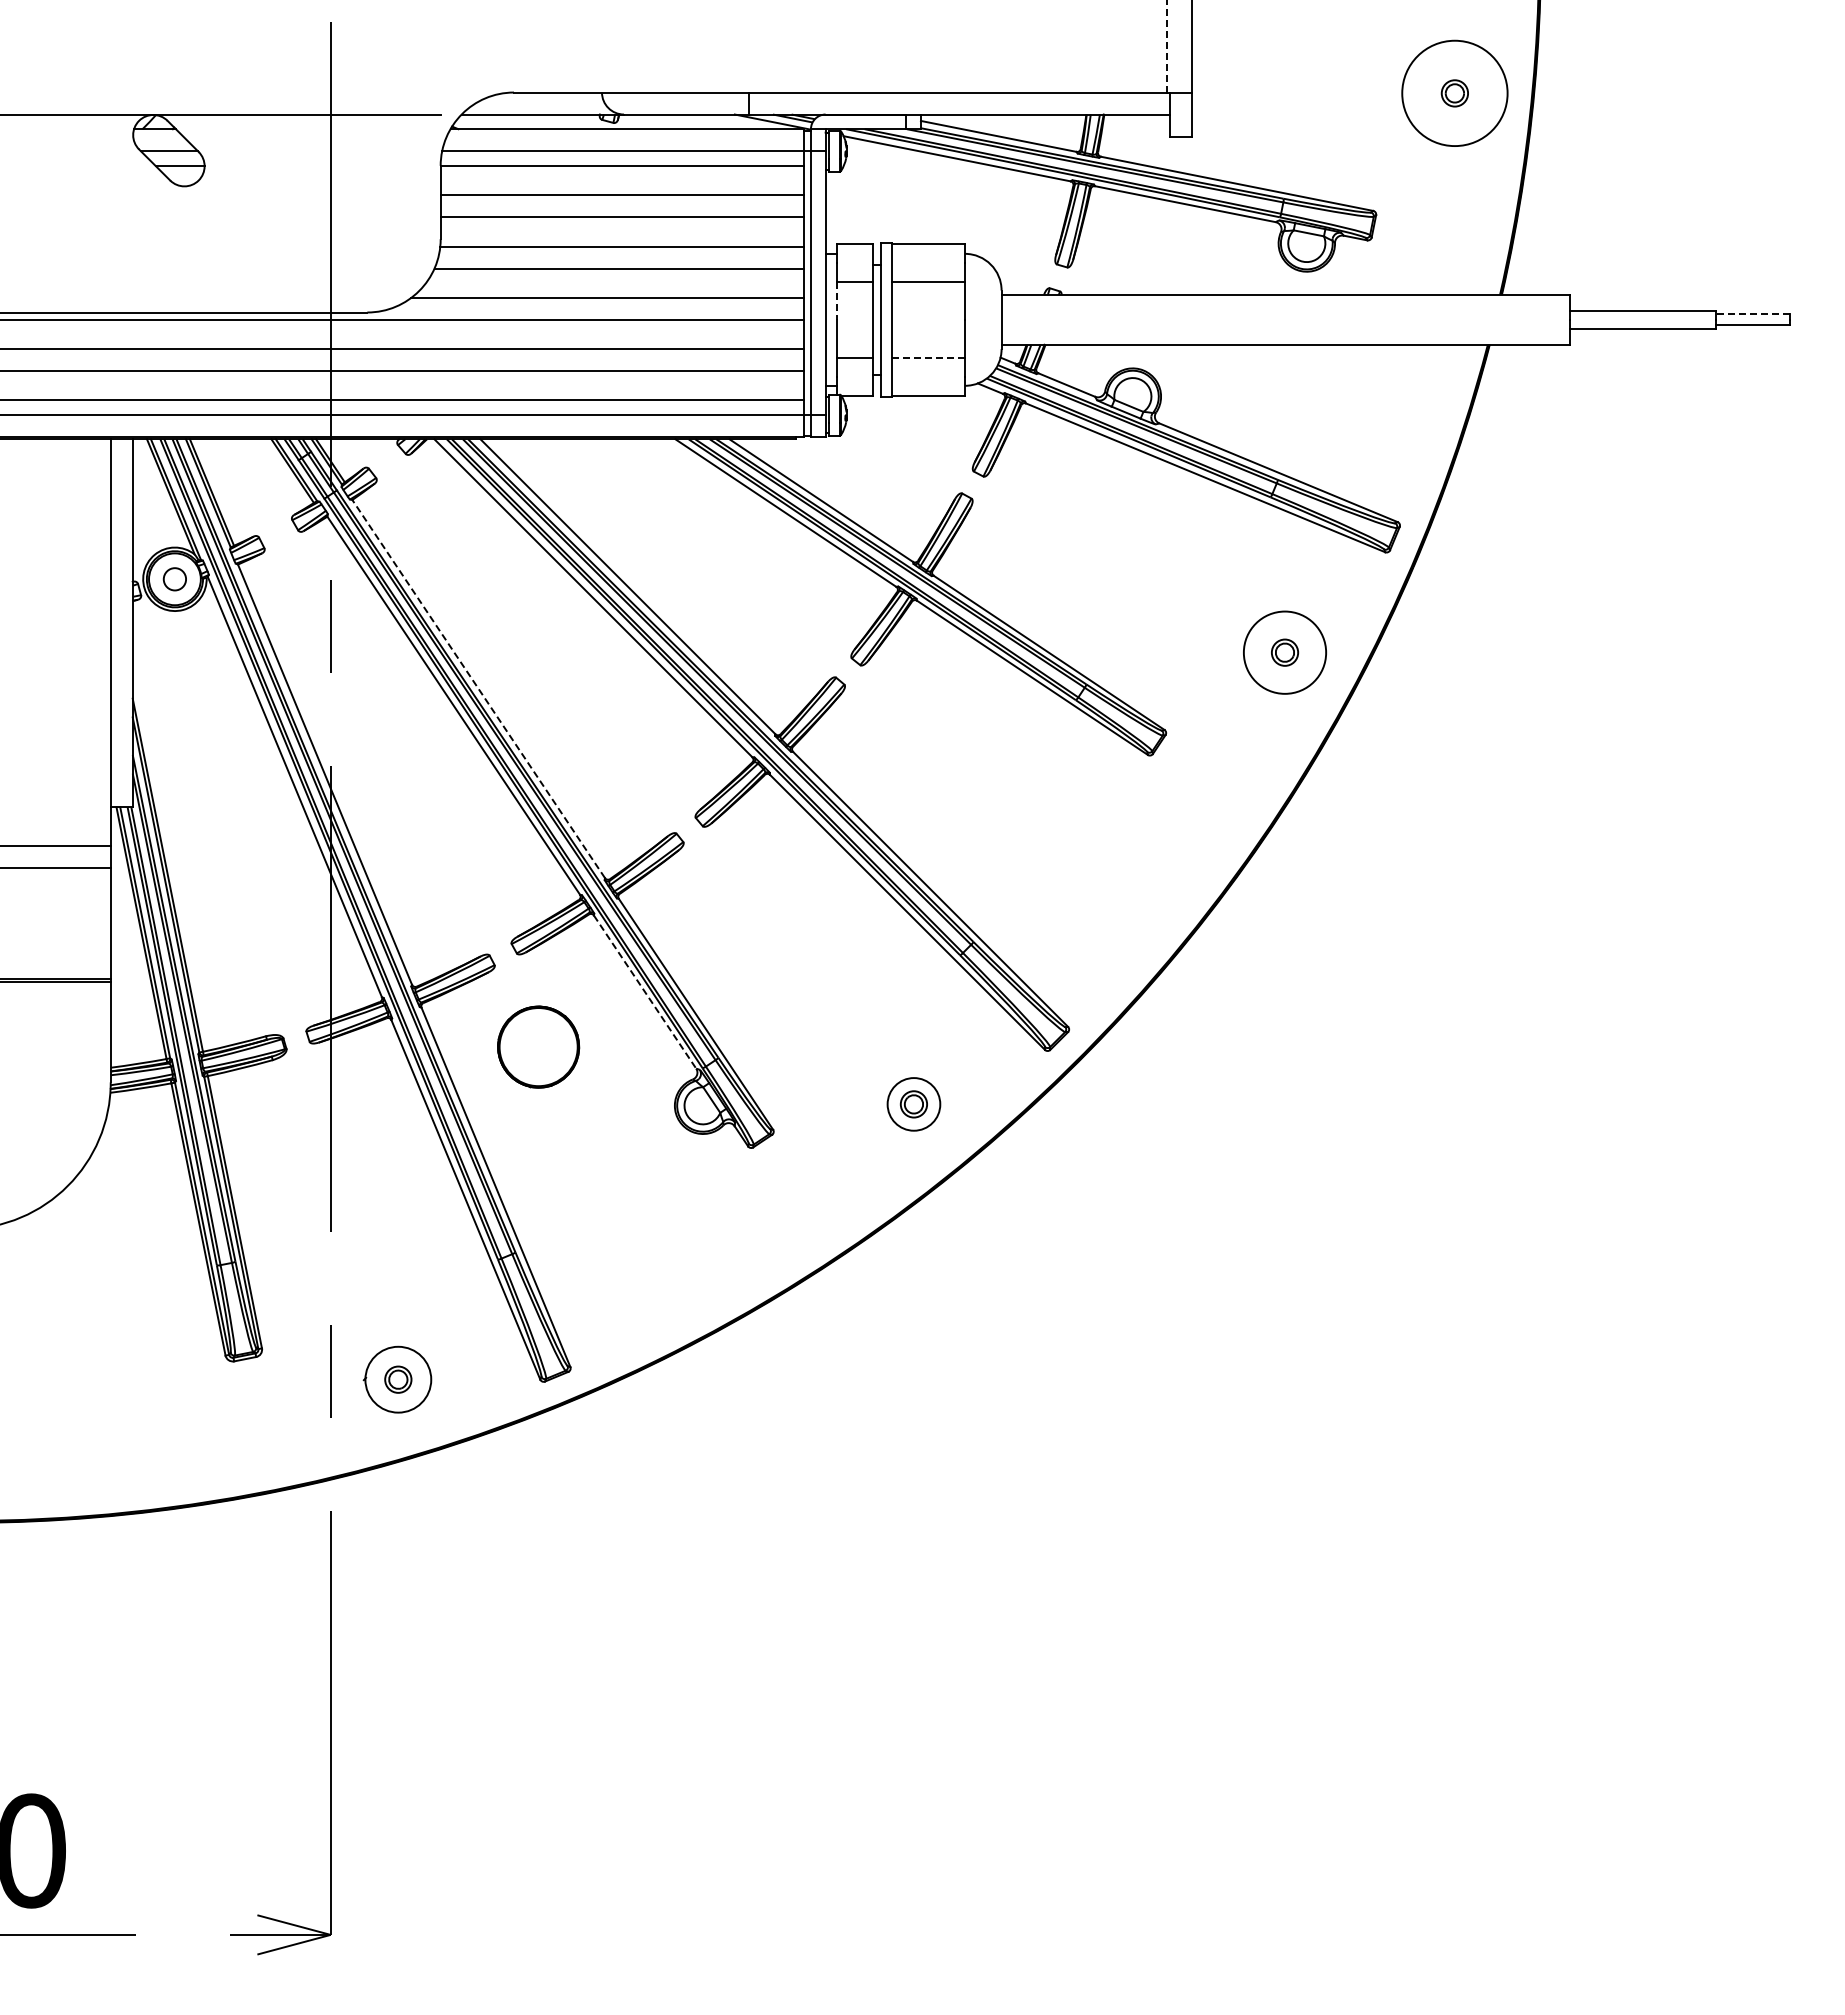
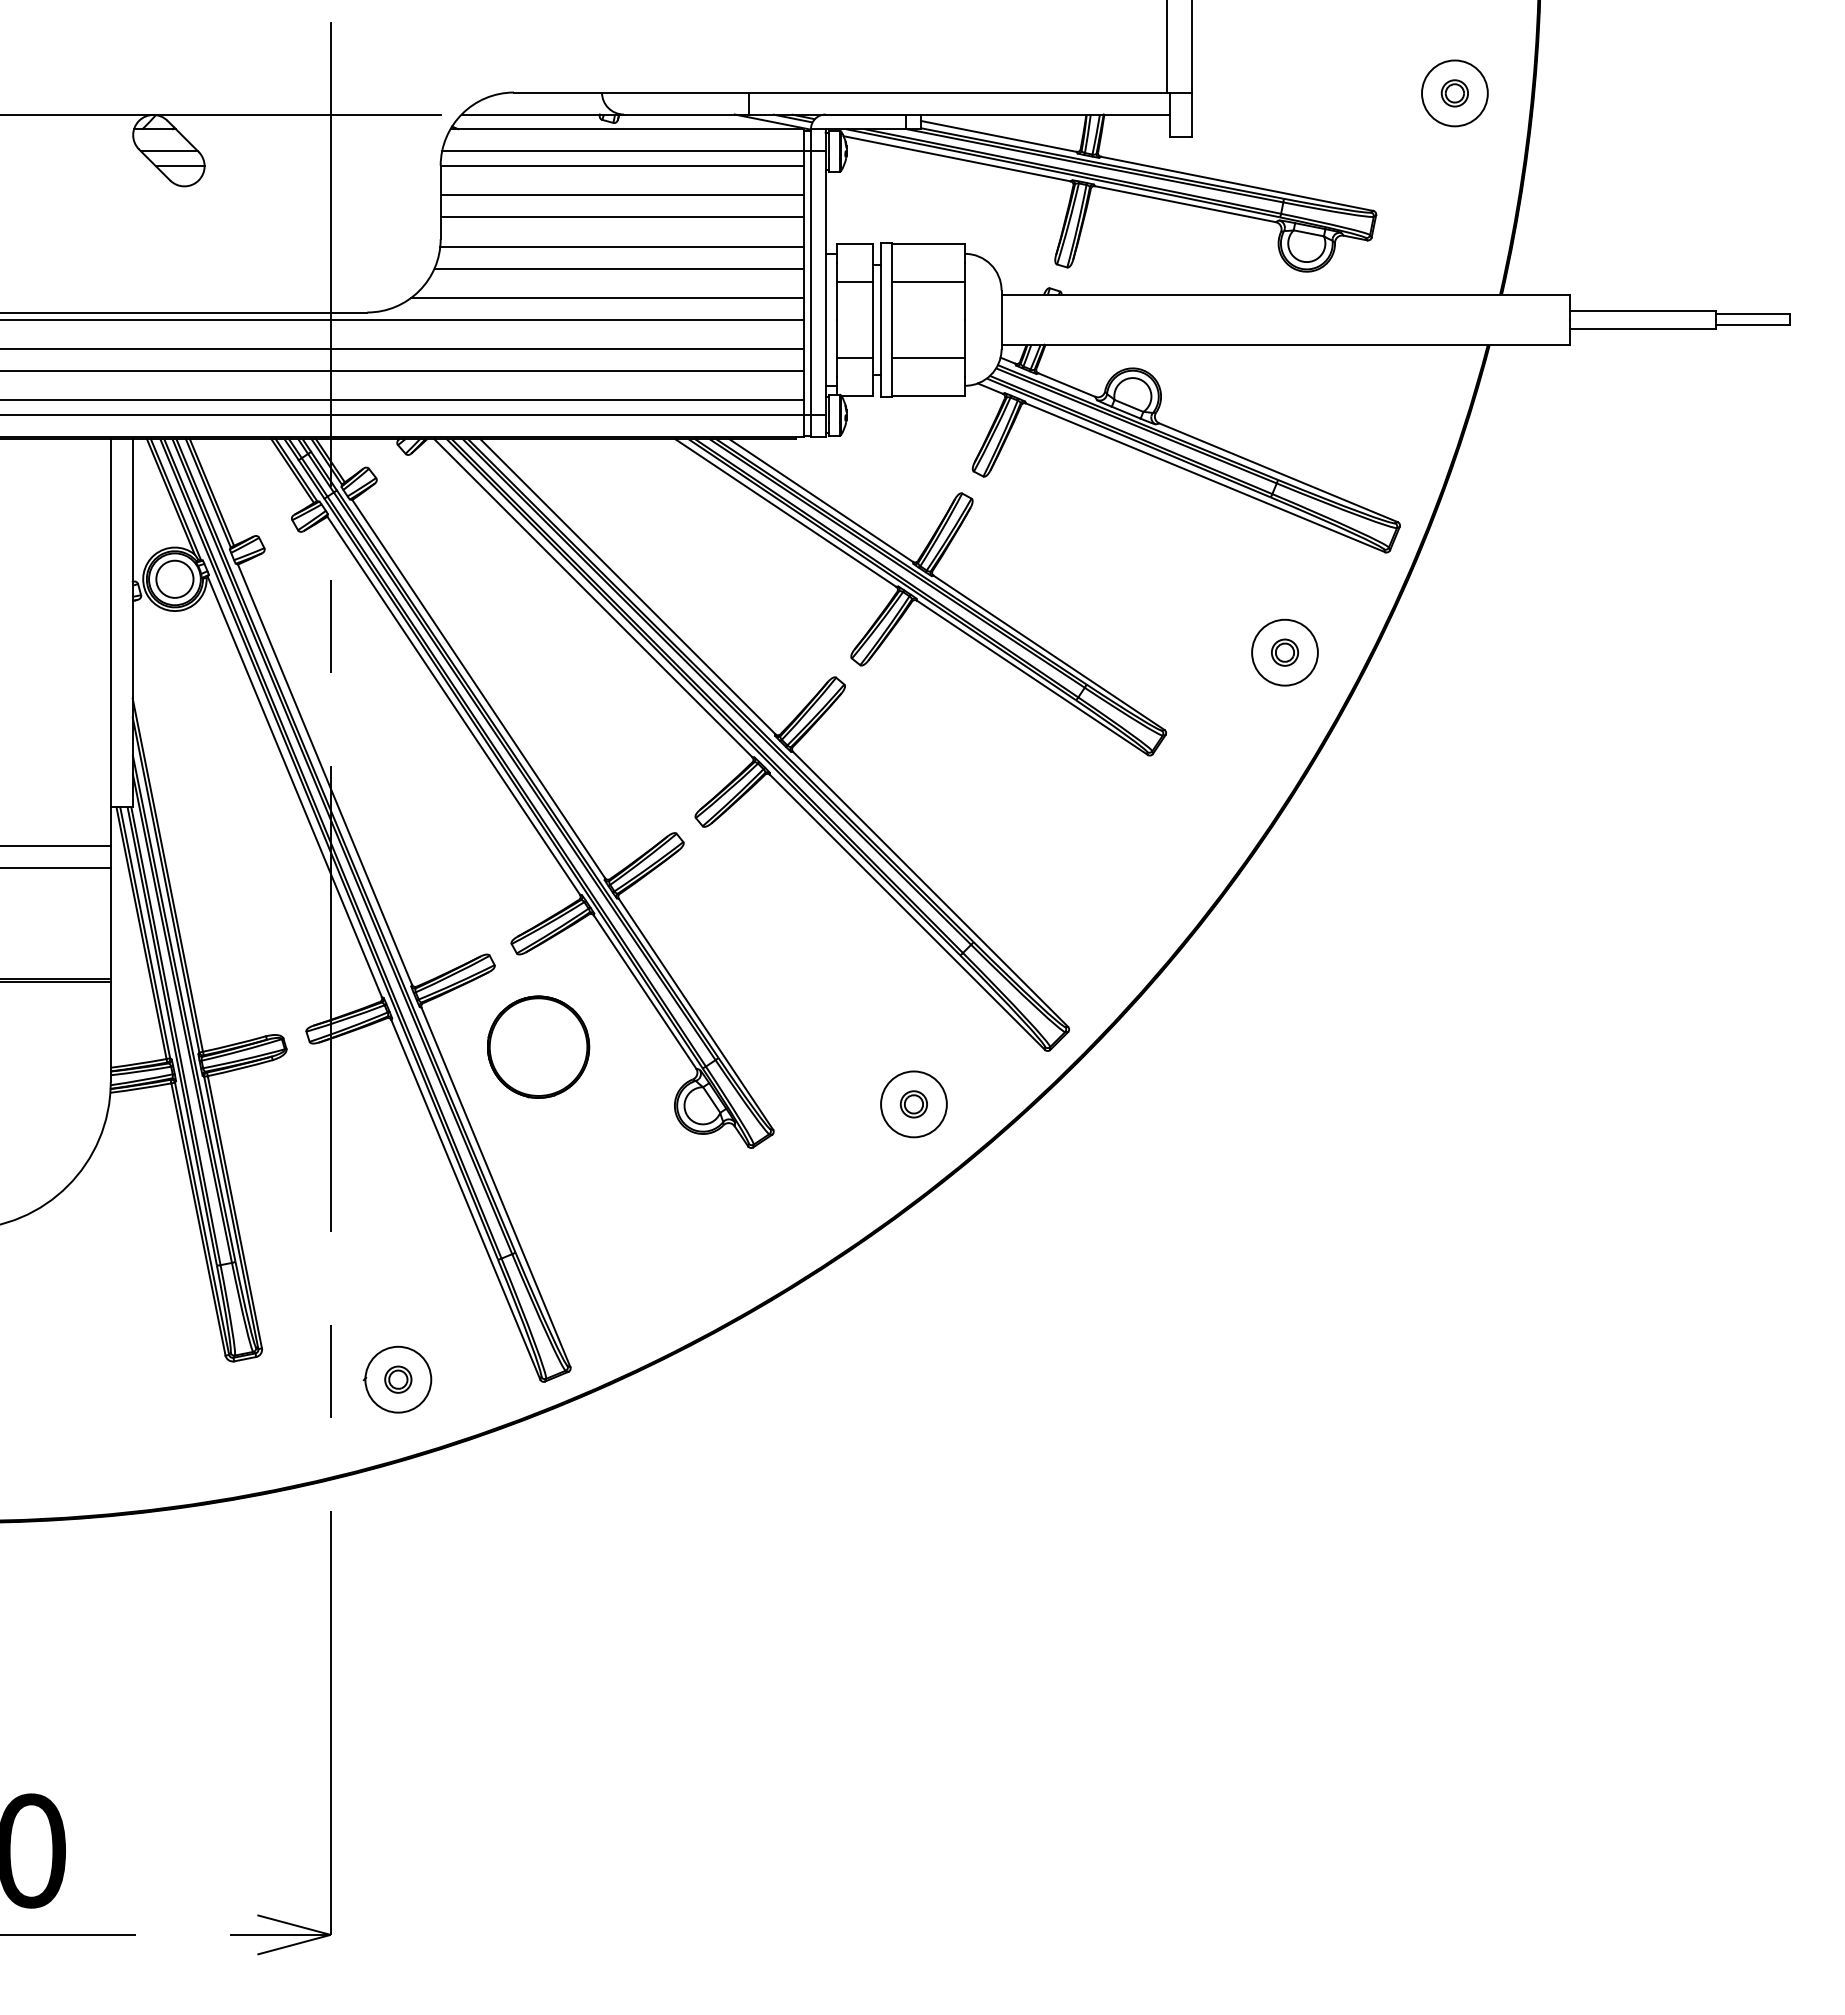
line: dashed -> solid (1166, 46)
circle diameter: 105 px -> 66 px (1454, 93)
line: dashed -> solid (836, 301)
line: dashed -> solid (1753, 314)
line: dashed -> solid (928, 357)
circle diameter: 22 px -> 37 px (174, 578)
circle diameter: 82 px -> 66 px (1284, 652)
line: dashed -> solid (478, 688)
line: dashed -> solid (645, 992)
part size: 84x84 px -> 104x104 px (538, 1046)
circle diameter: 53 px -> 66 px (913, 1104)
